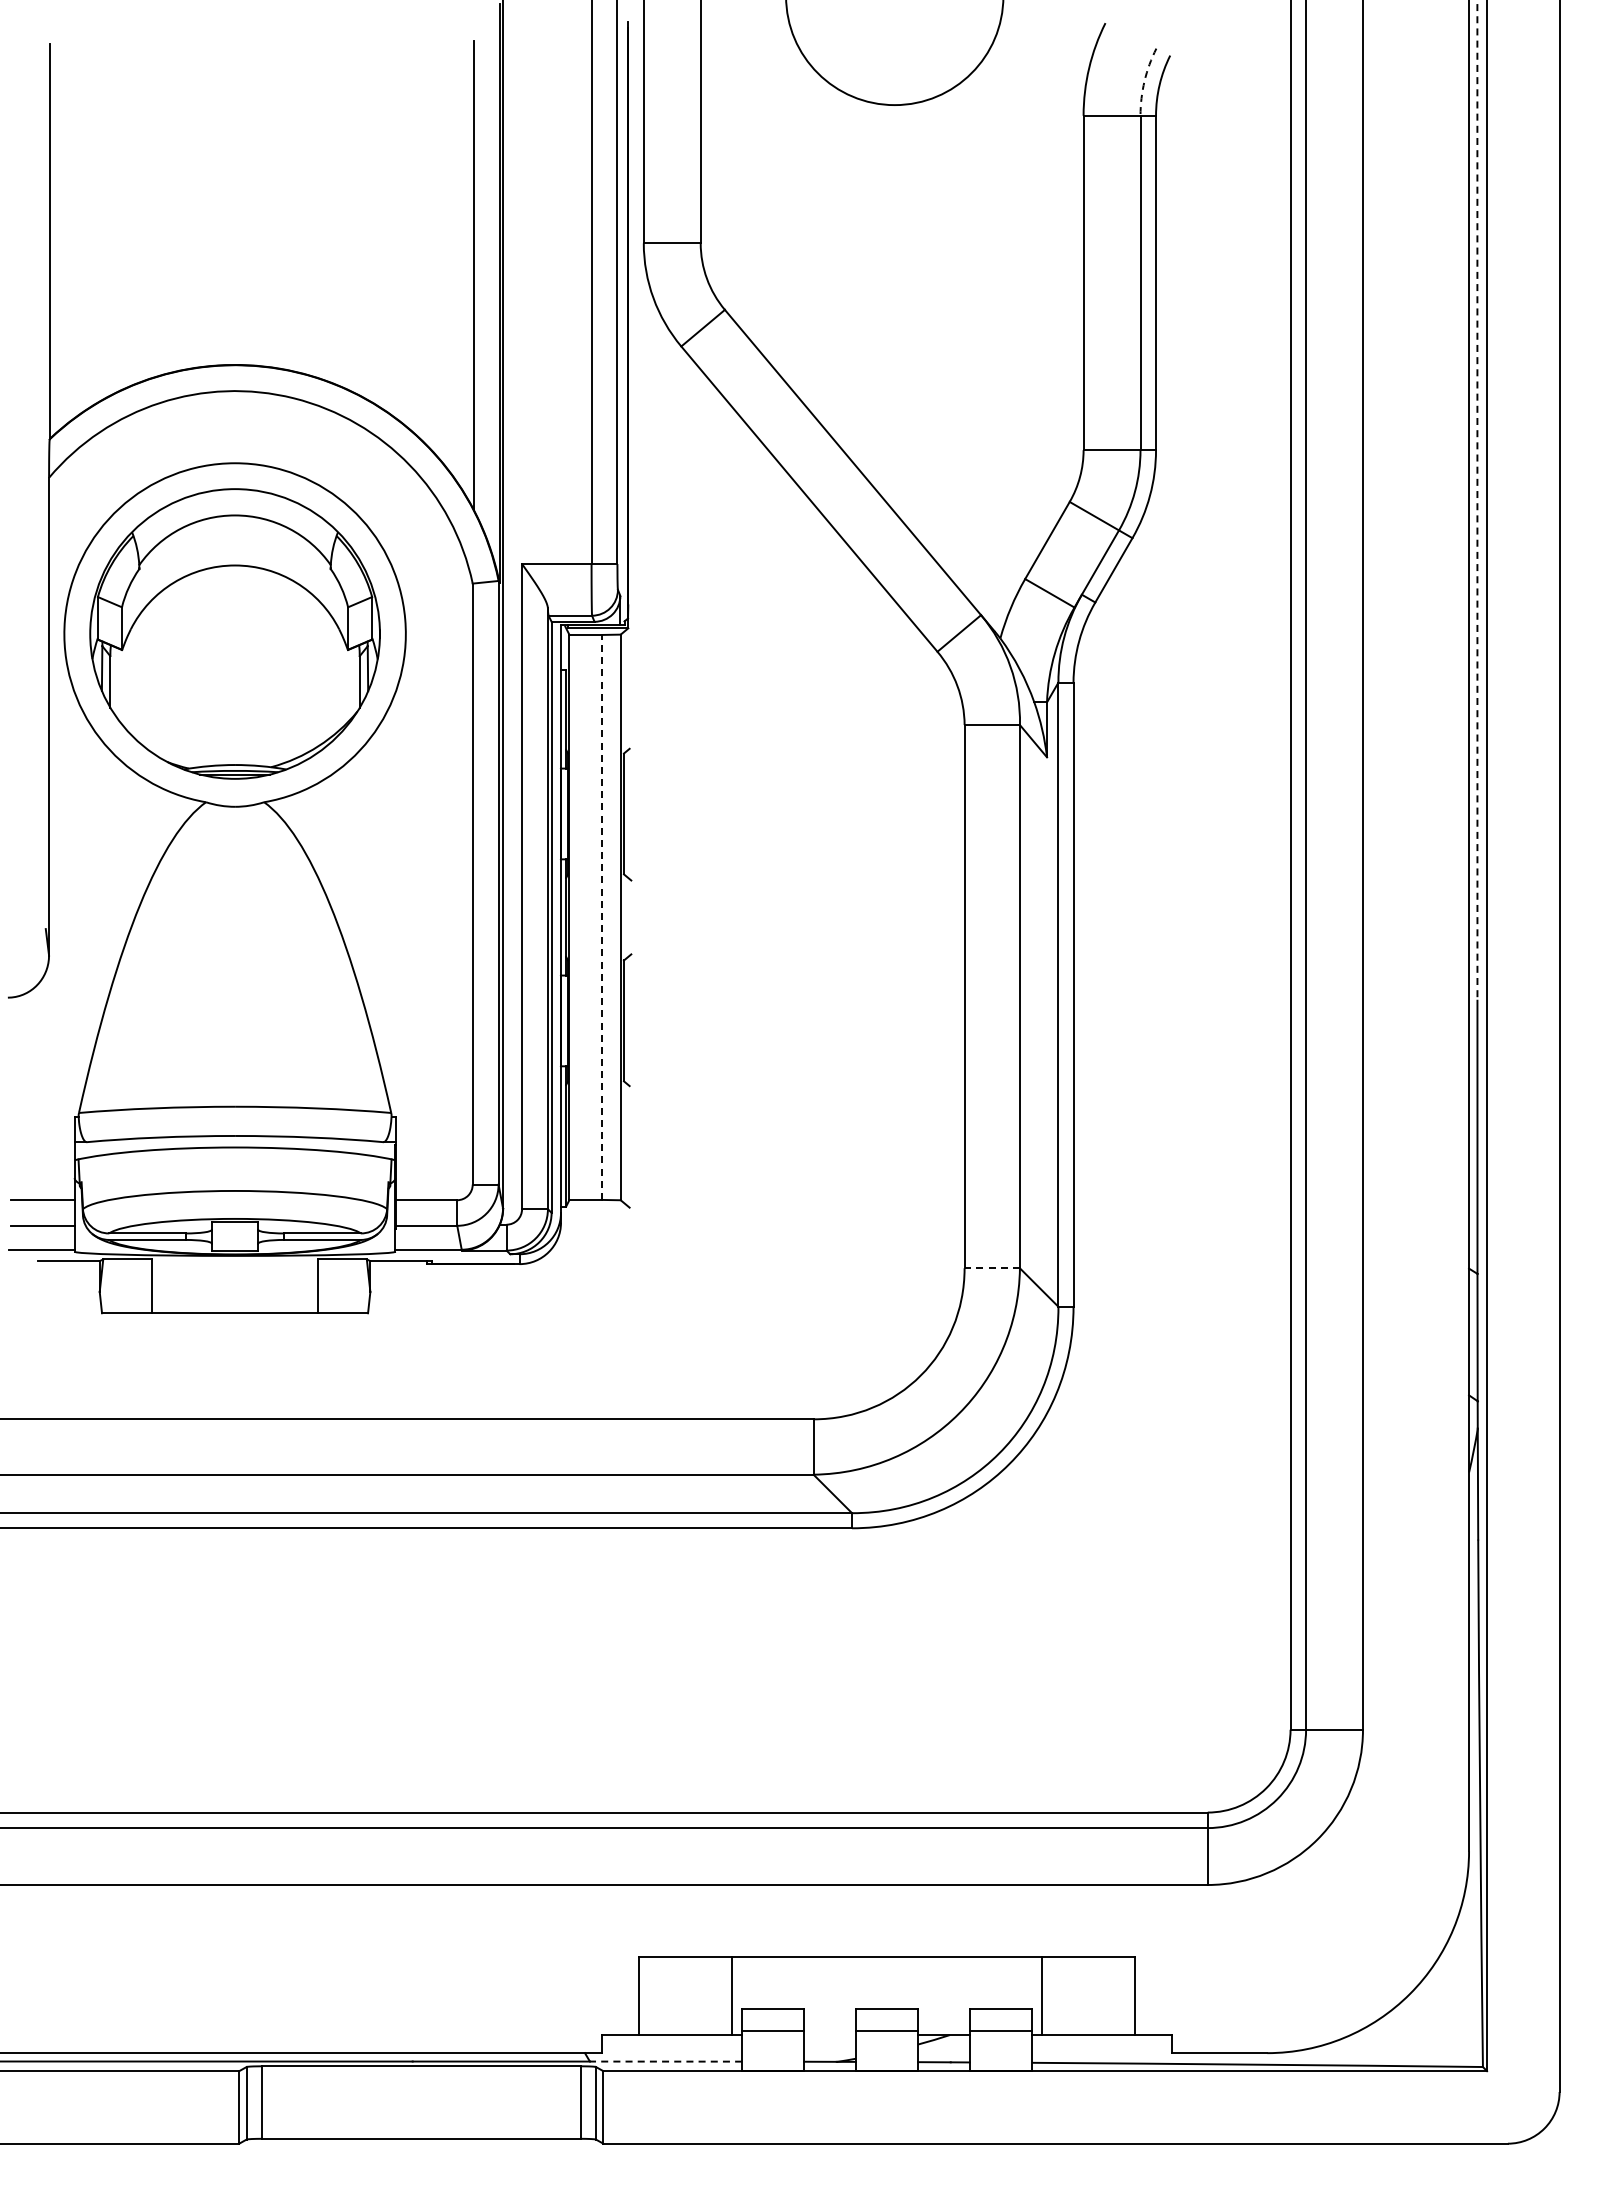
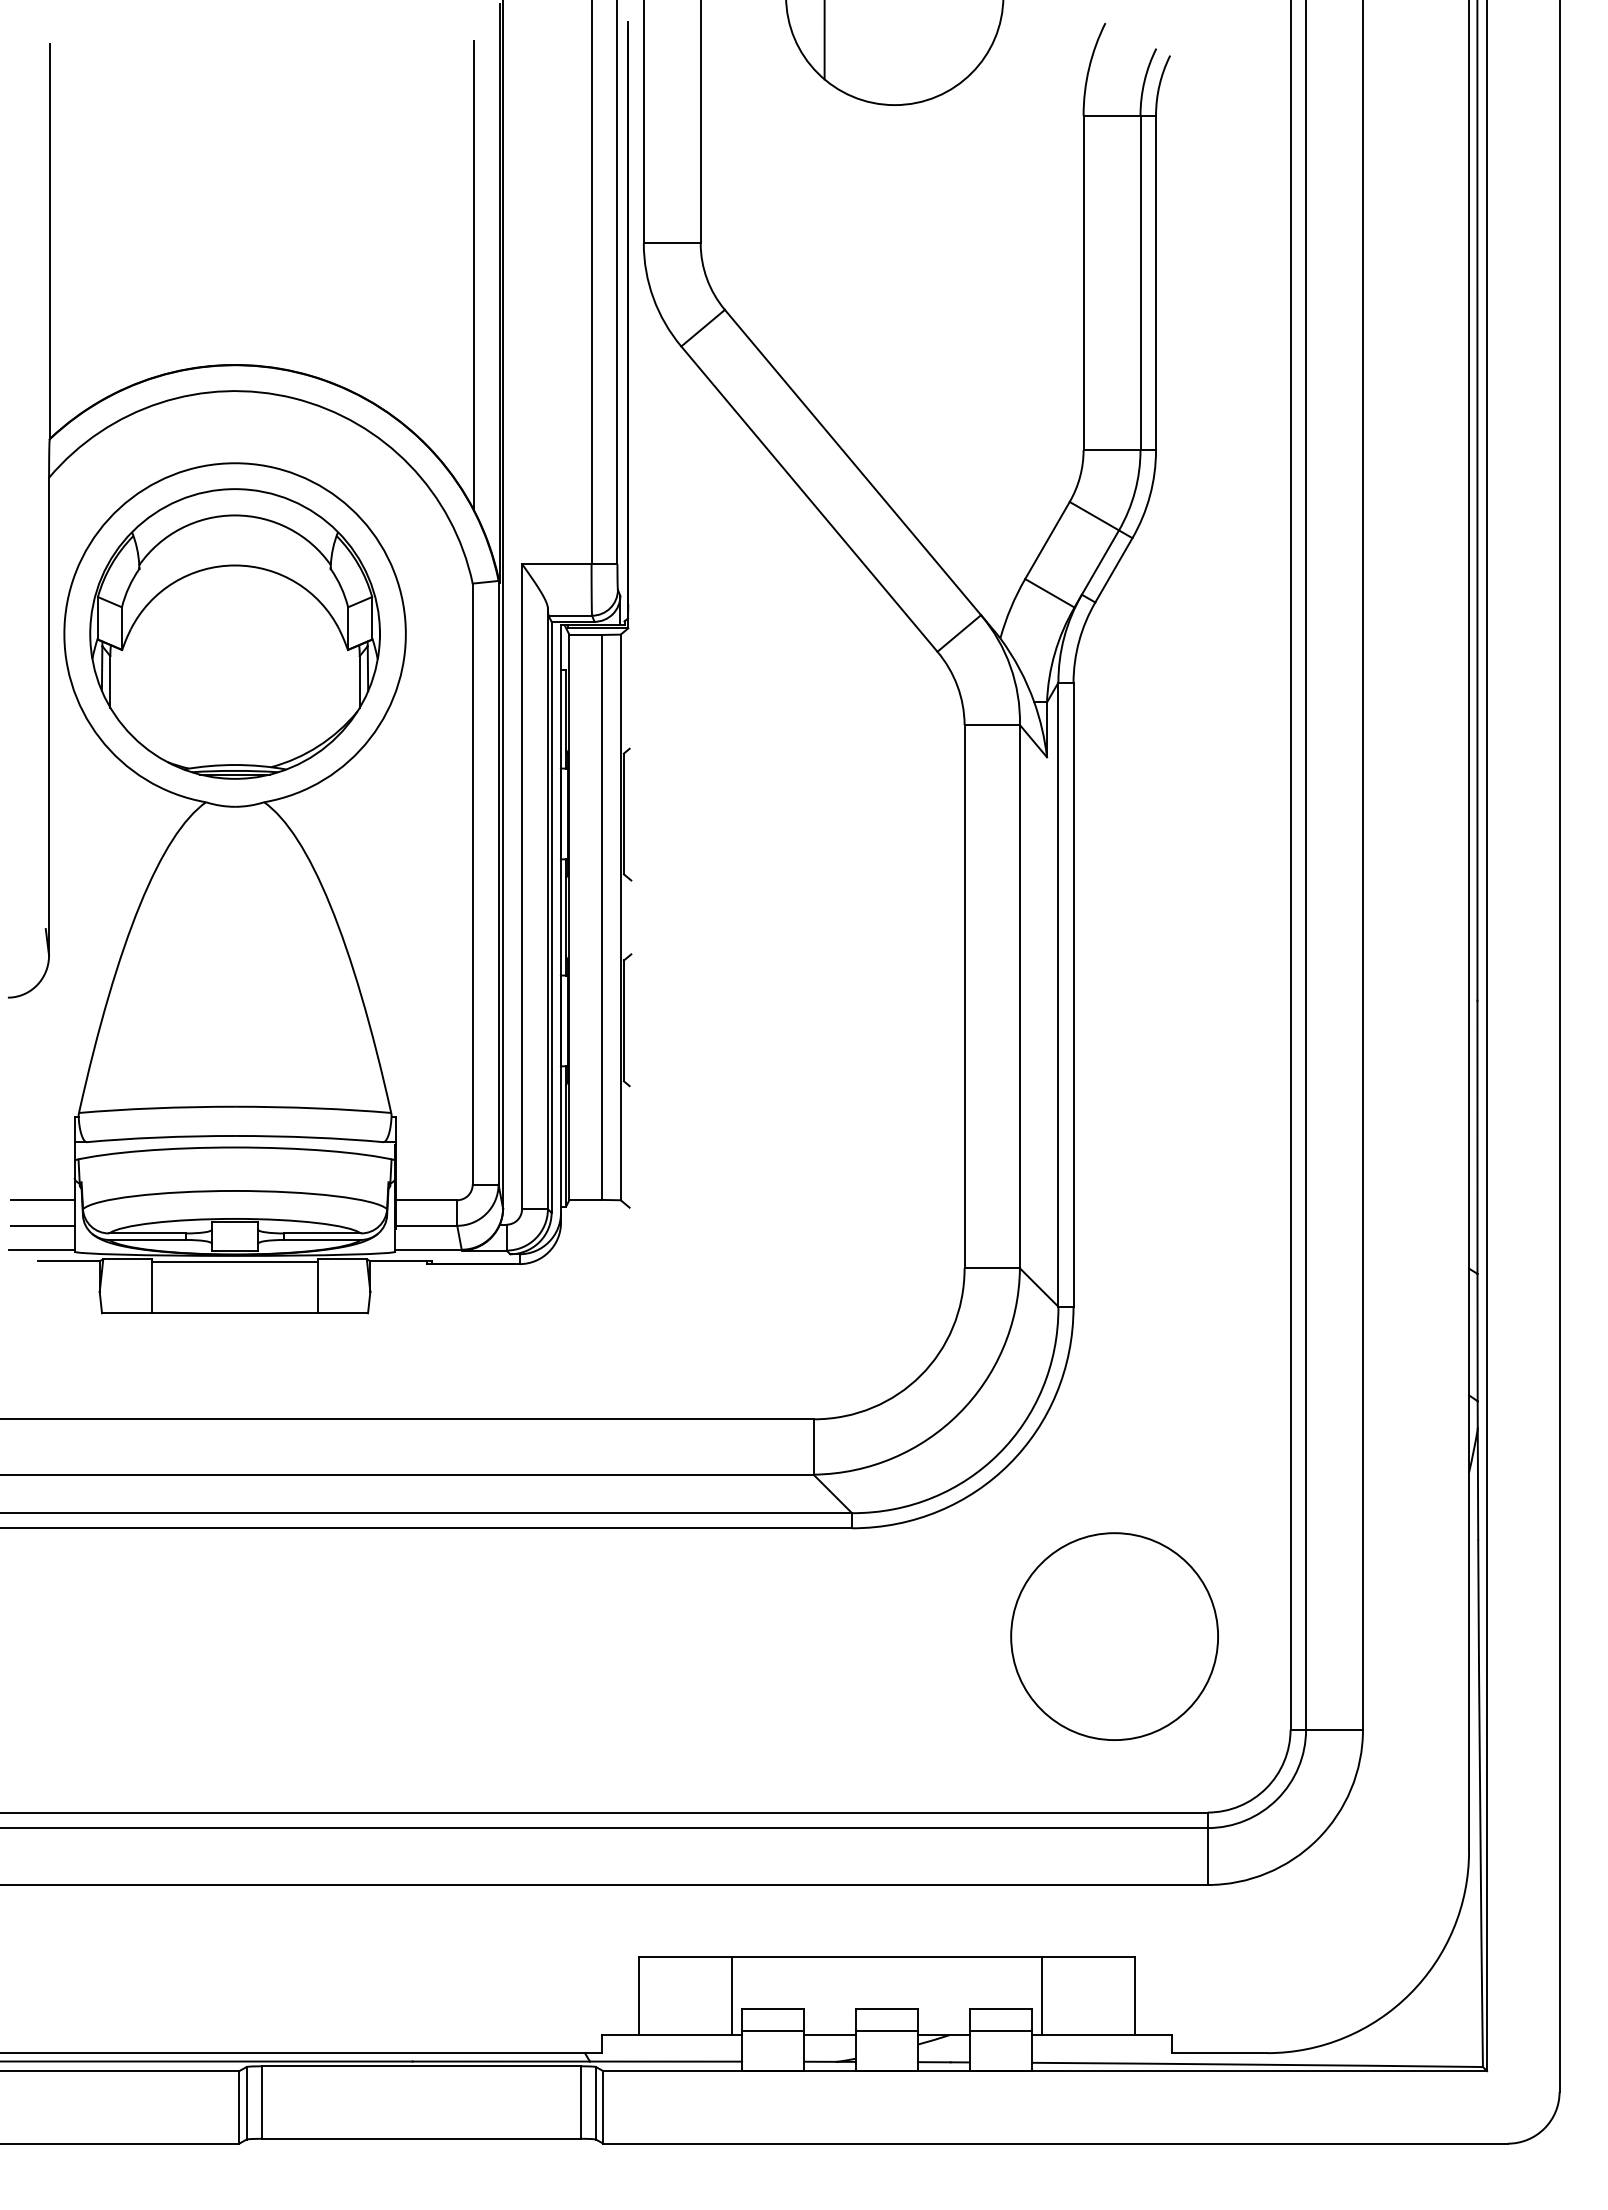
line: none -> present (824, 40)
arc: dashed -> solid (1144, 81)
line: dashed -> solid (1477, 500)
line: dashed -> solid (602, 916)
line: none -> present (234, 1262)
line: dashed -> solid (992, 1268)
circle: none -> present (1114, 1636)
line: none -> present (829, 2035)
line: dashed -> solid (665, 2061)
